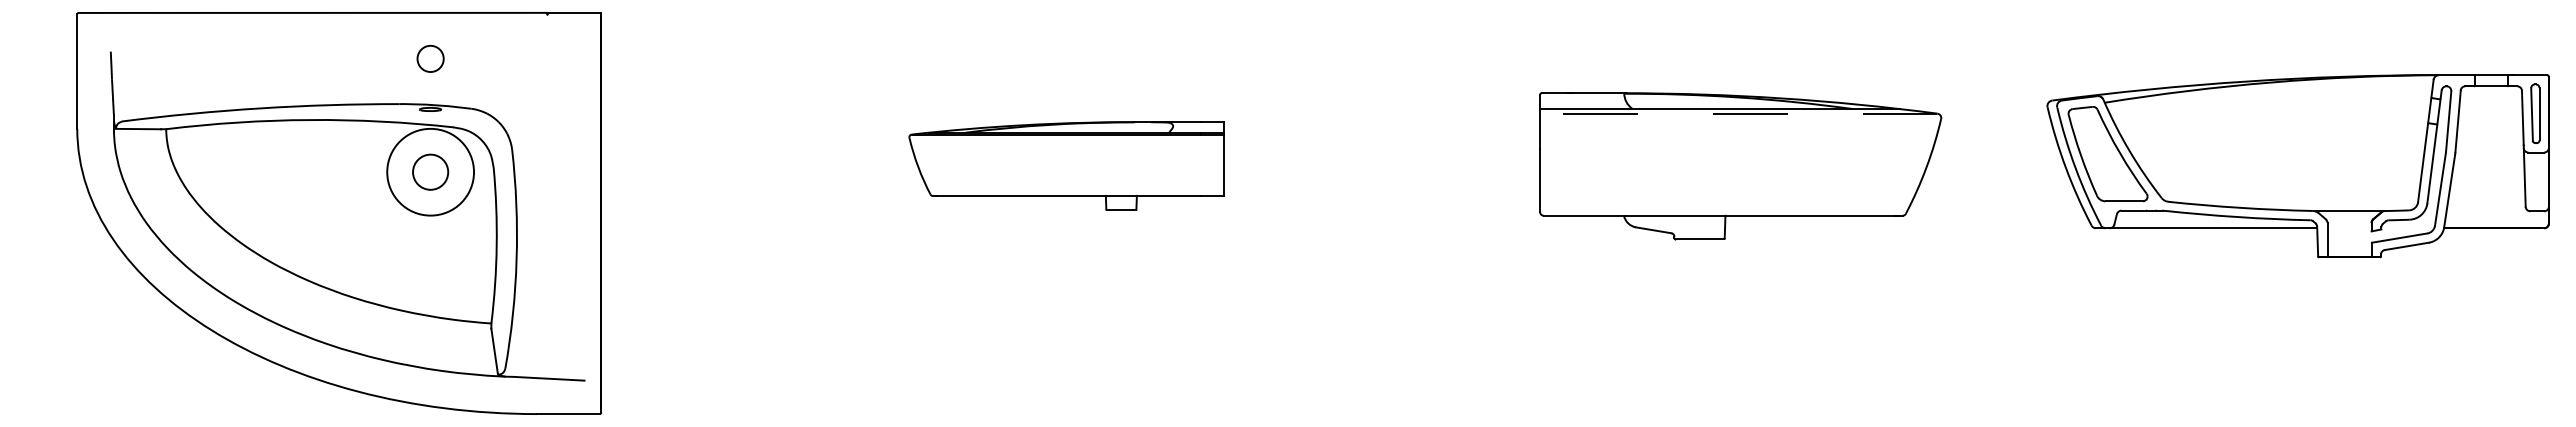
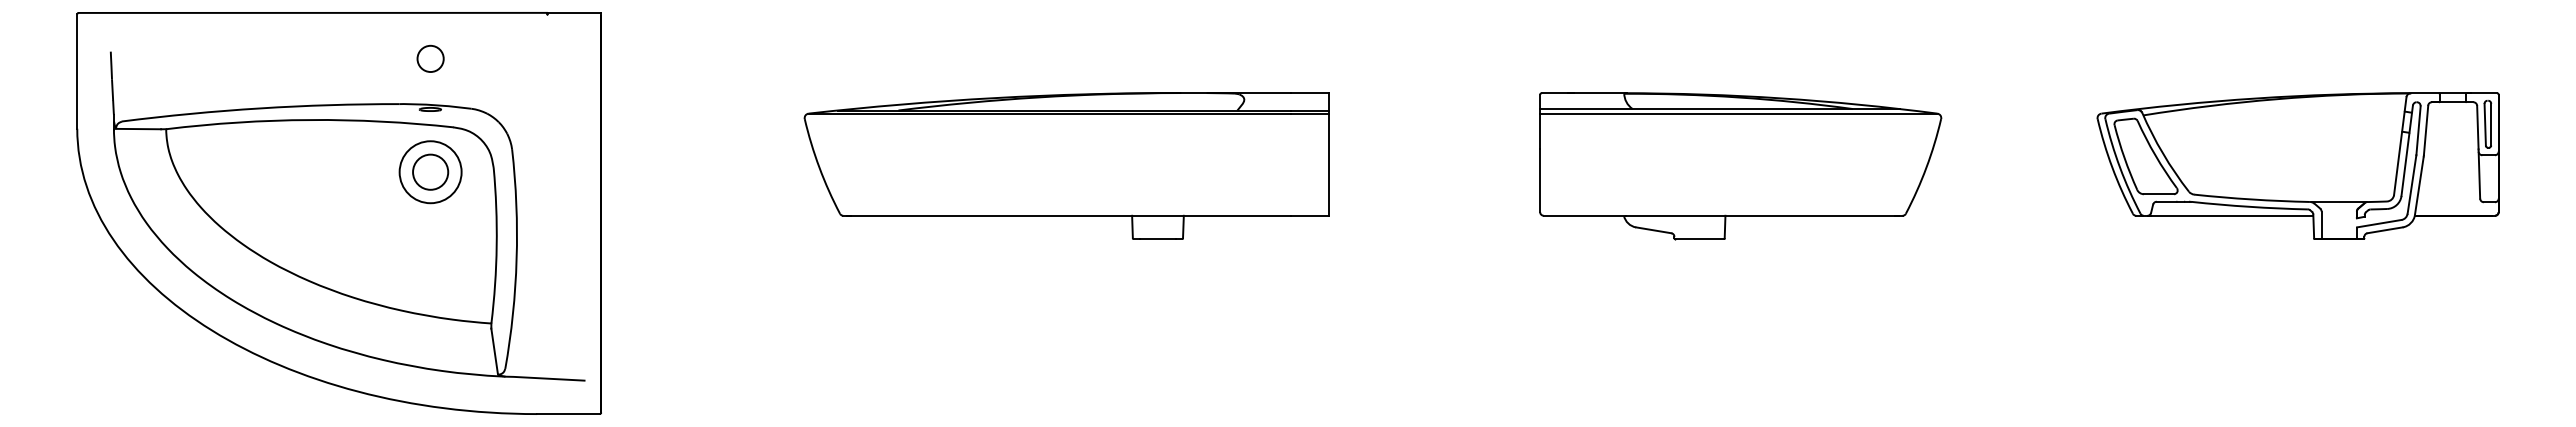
line: dashed -> solid (1738, 113)
part size: 317x90 px -> 527x148 px (1066, 165)
part size: 504x185 px -> 404x148 px (2297, 165)
circle diameter: 87 px -> 62 px (430, 172)
